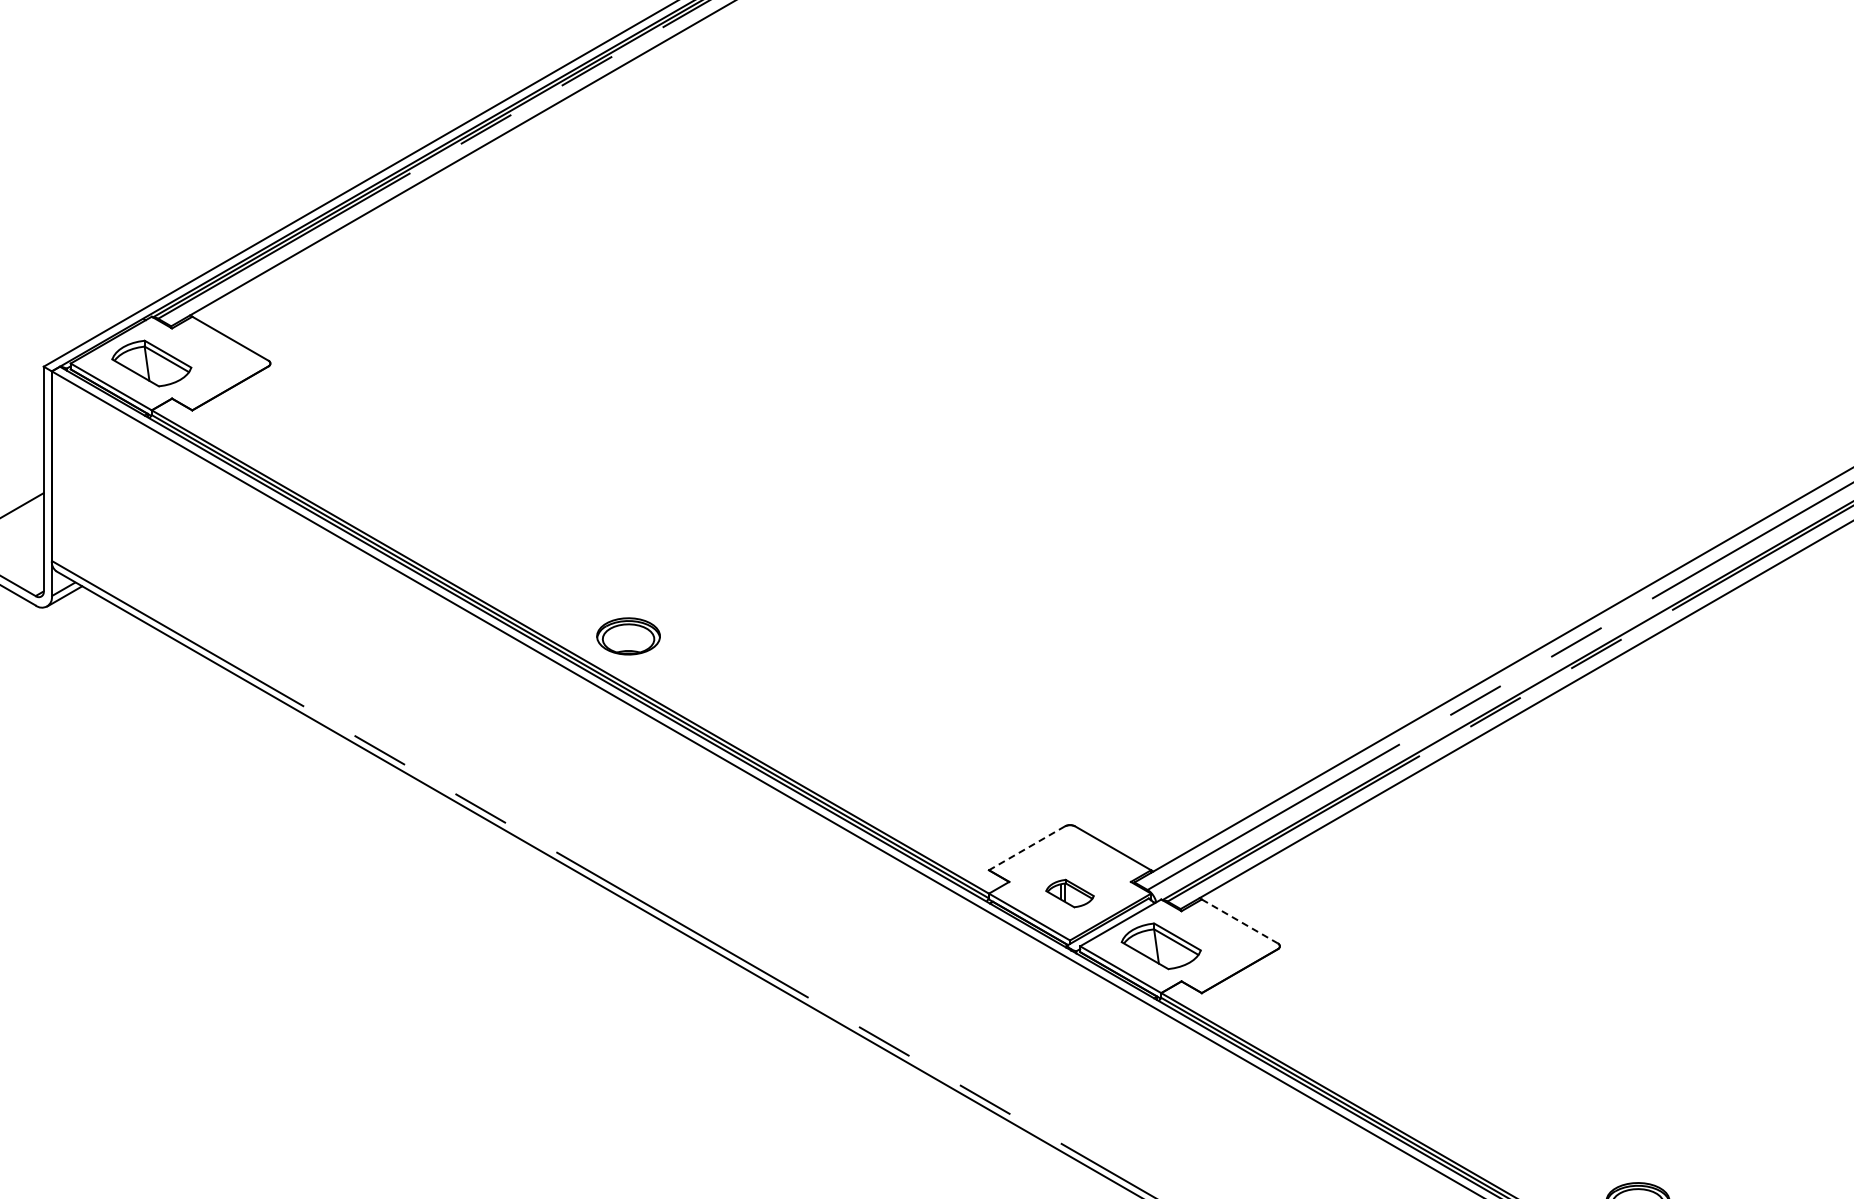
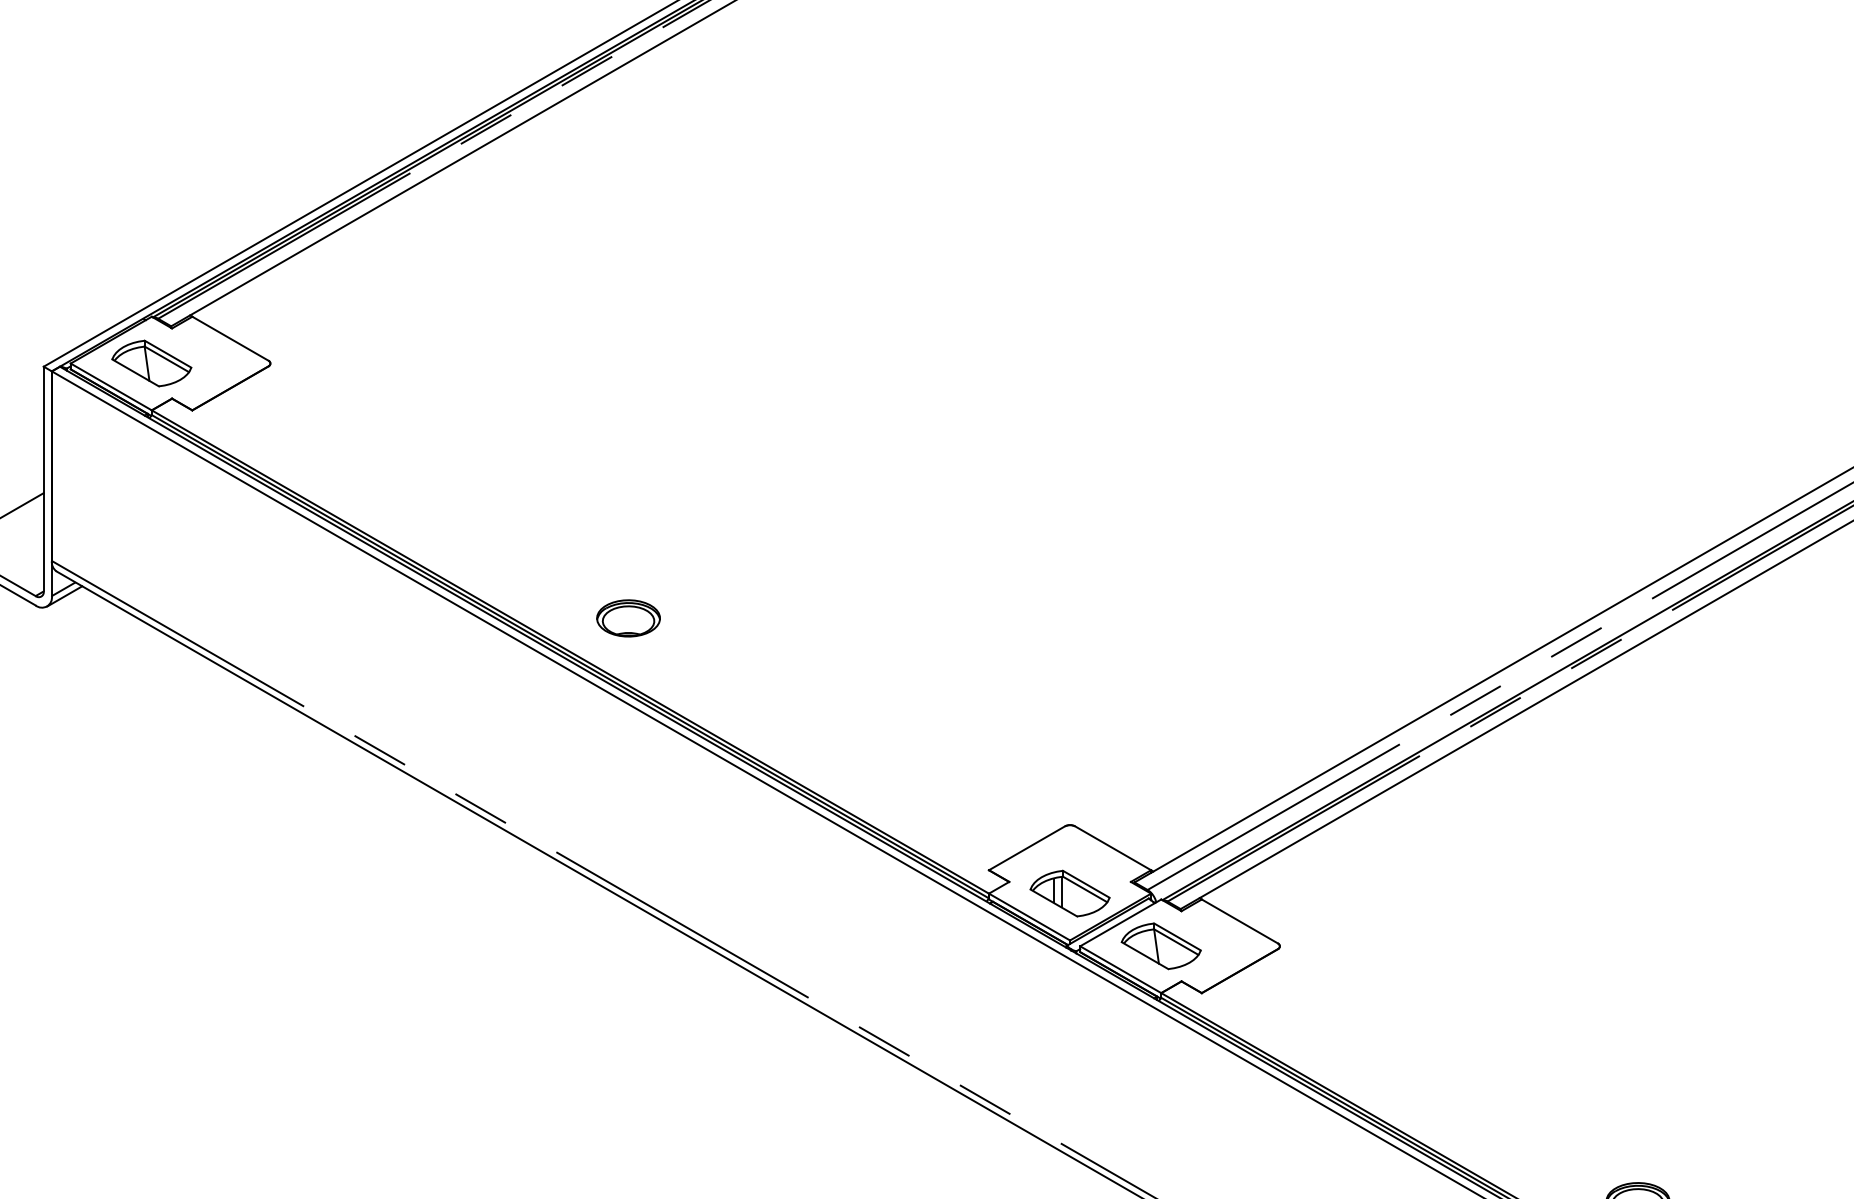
part position: (628, 636) -> (628, 618) (628, 618)
line: dashed -> solid (1027, 848)
part size: 50x31 px -> 82x49 px (1069, 893)
line: dashed -> solid (1239, 921)
